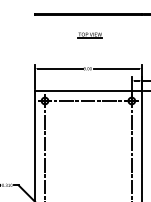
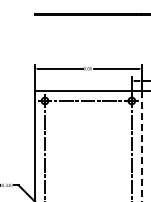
part: present -> none (89, 35)
line: solid -> dashed (142, 146)
